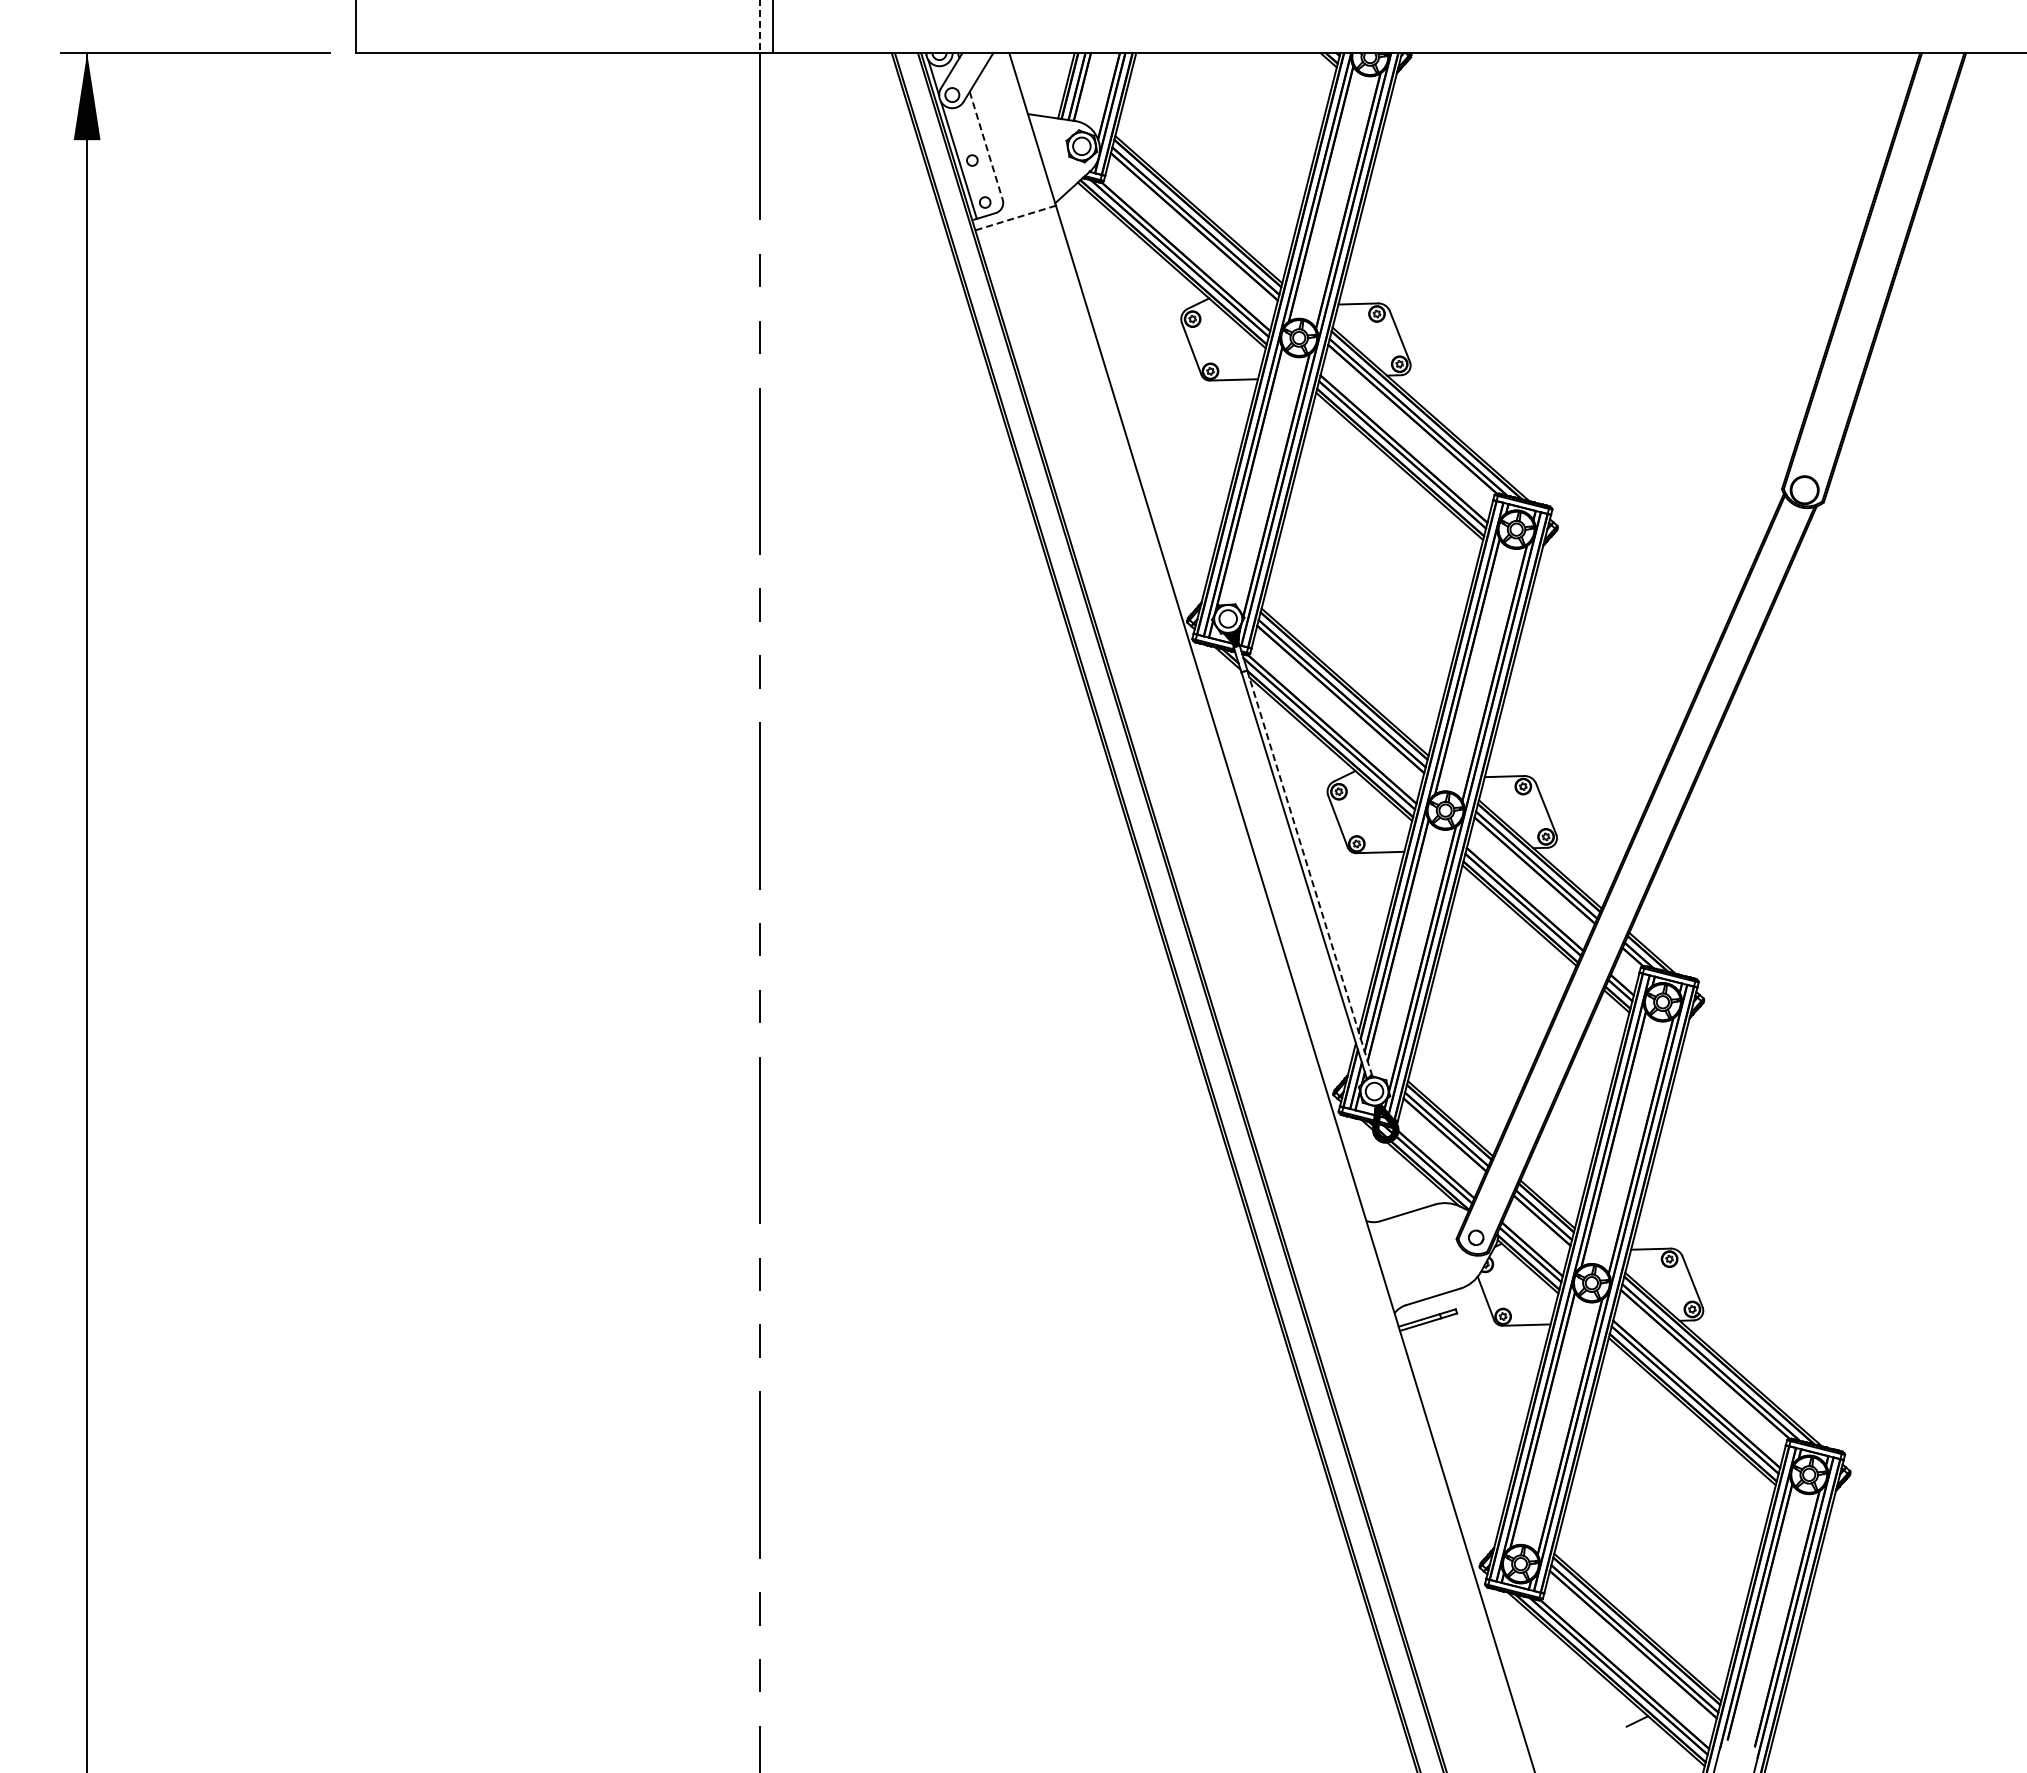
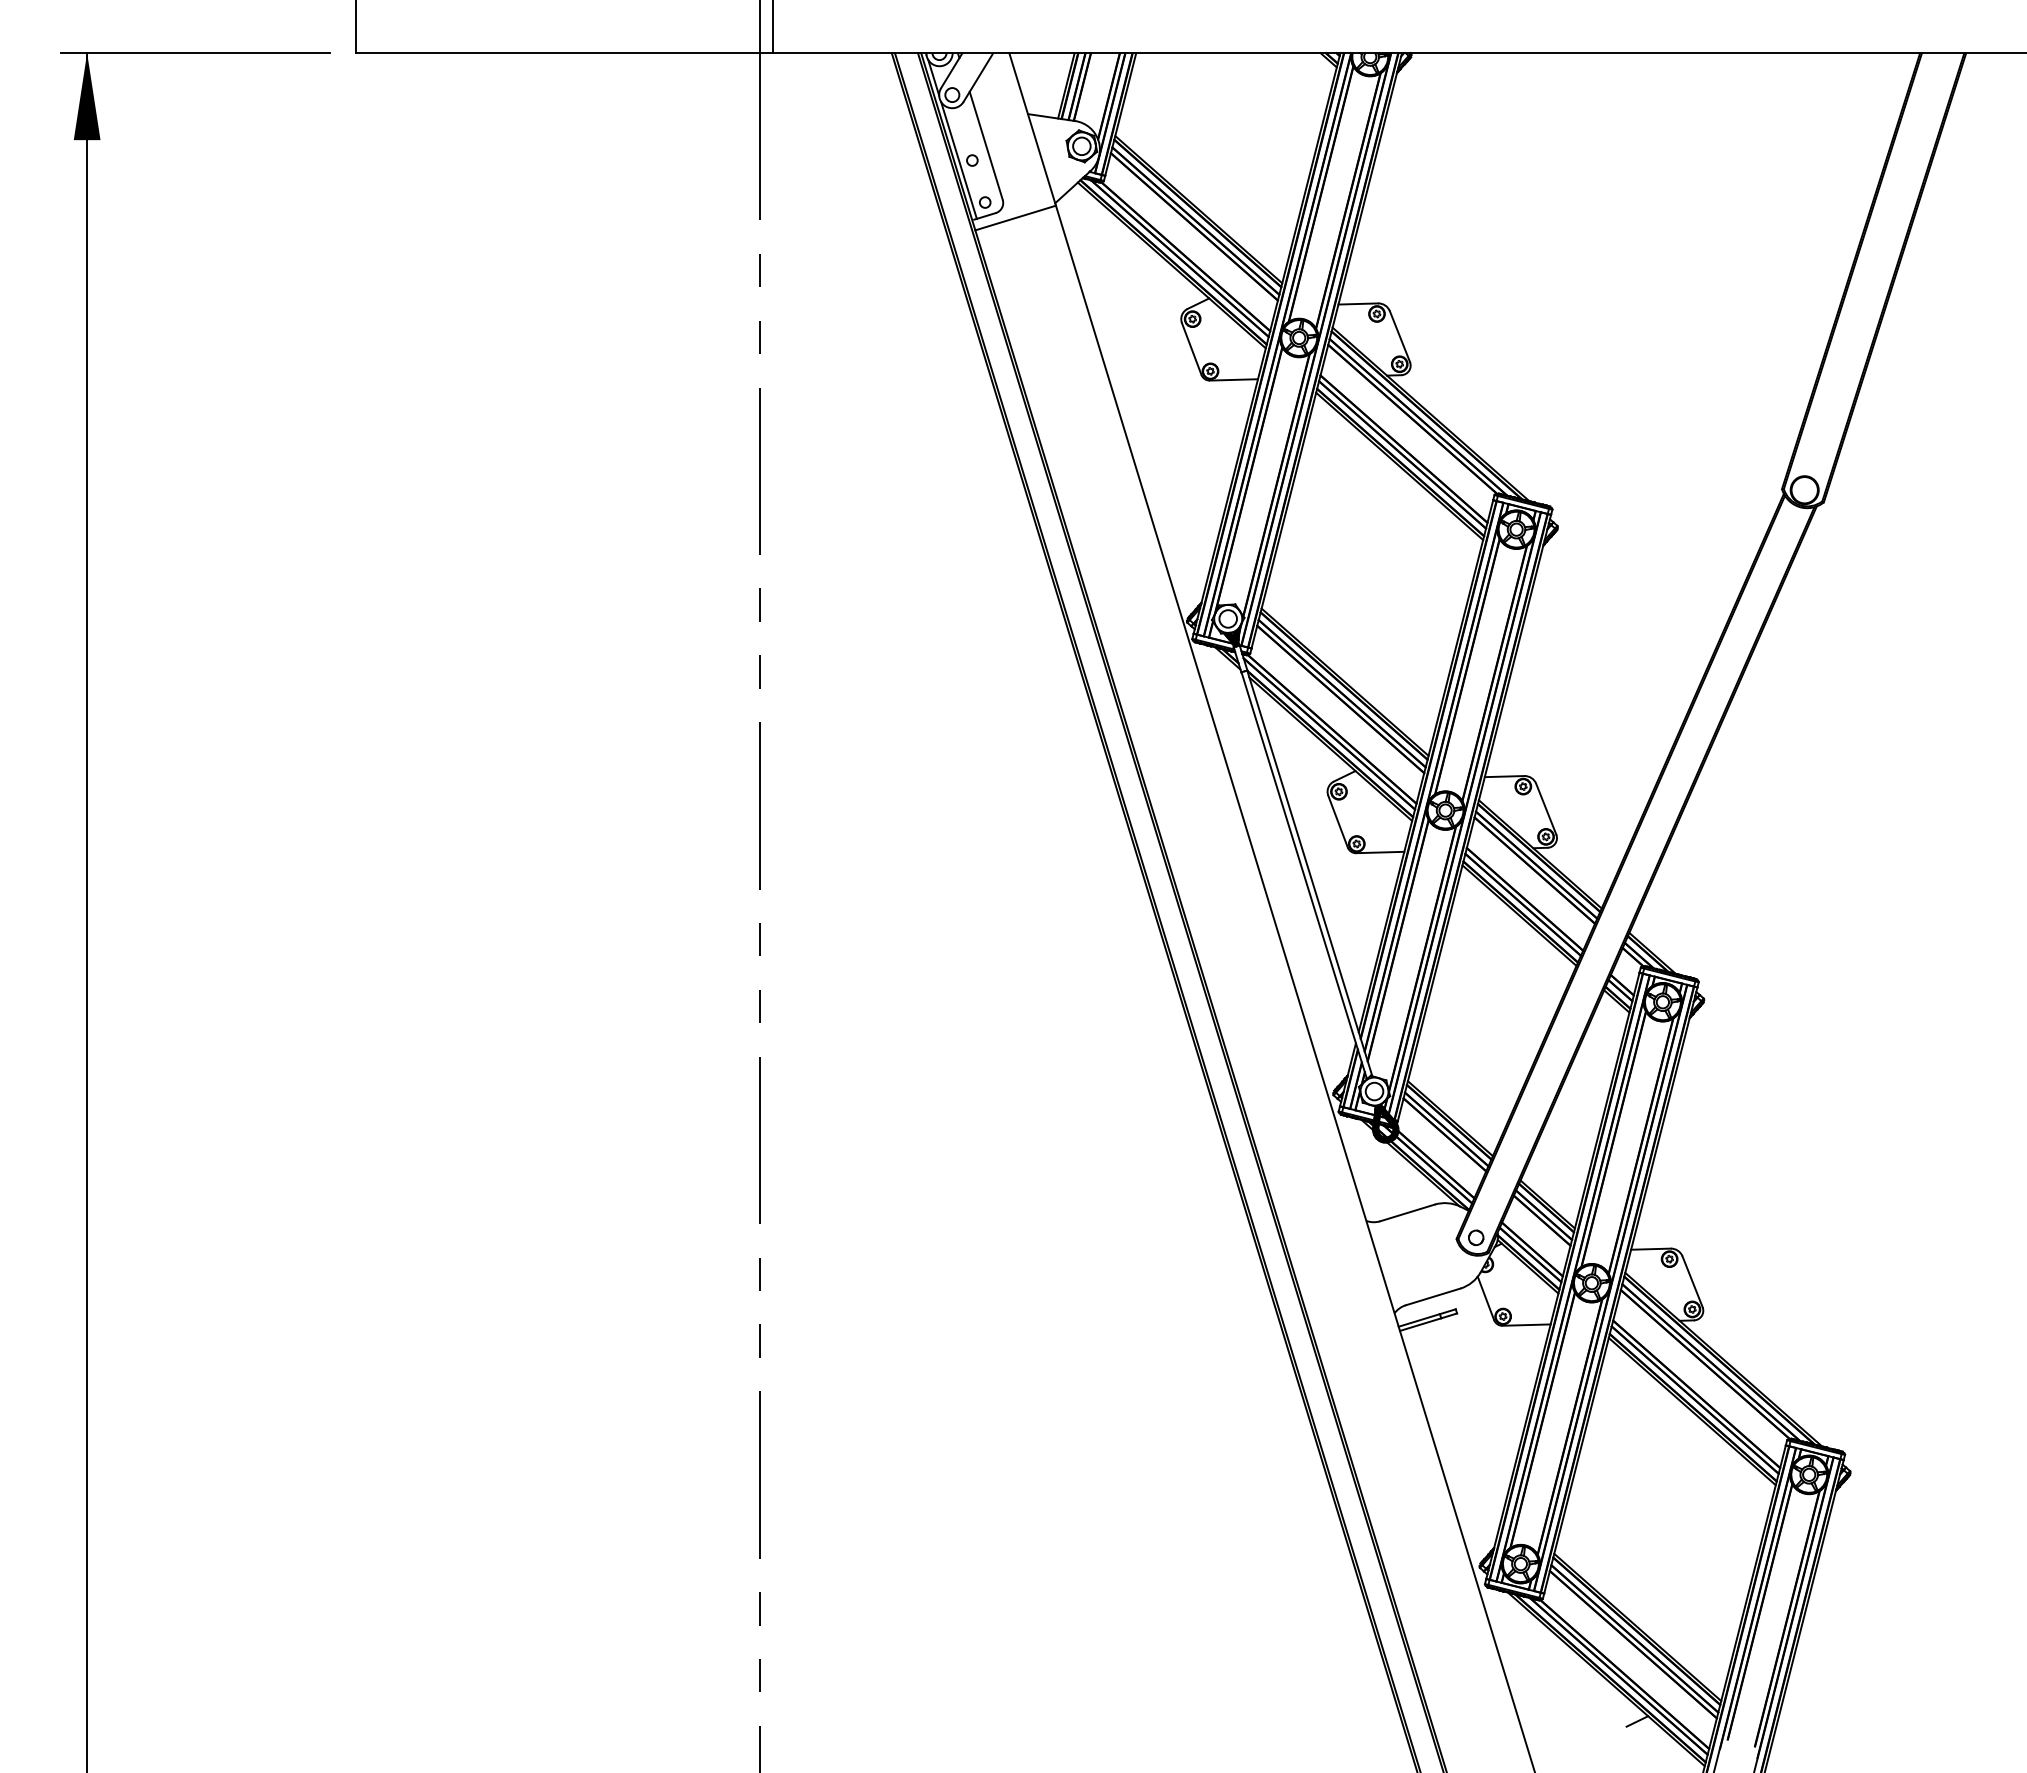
line: dashed -> solid (760, 27)
line: dashed -> solid (986, 145)
line: dashed -> solid (1015, 218)
line: dashed -> solid (1309, 872)
